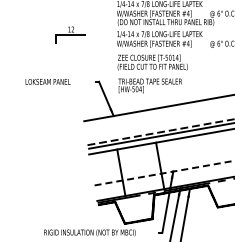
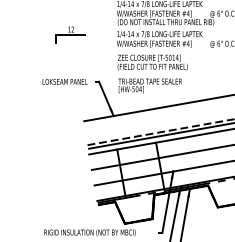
text position: (47, 81) -> (64, 81) (64, 81)
line: none -> present (161, 157)
line: dashed -> solid (164, 173)
